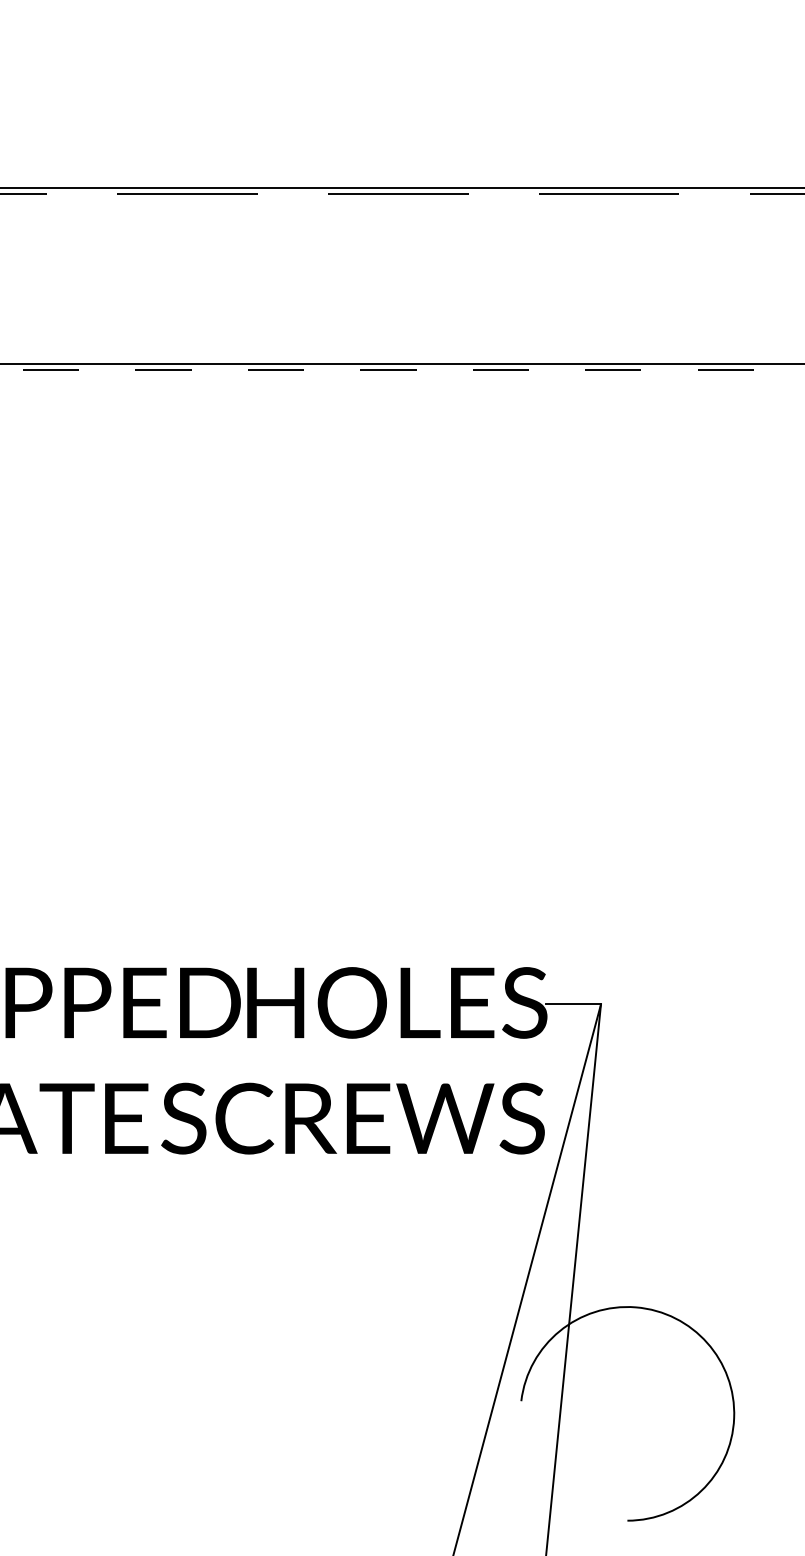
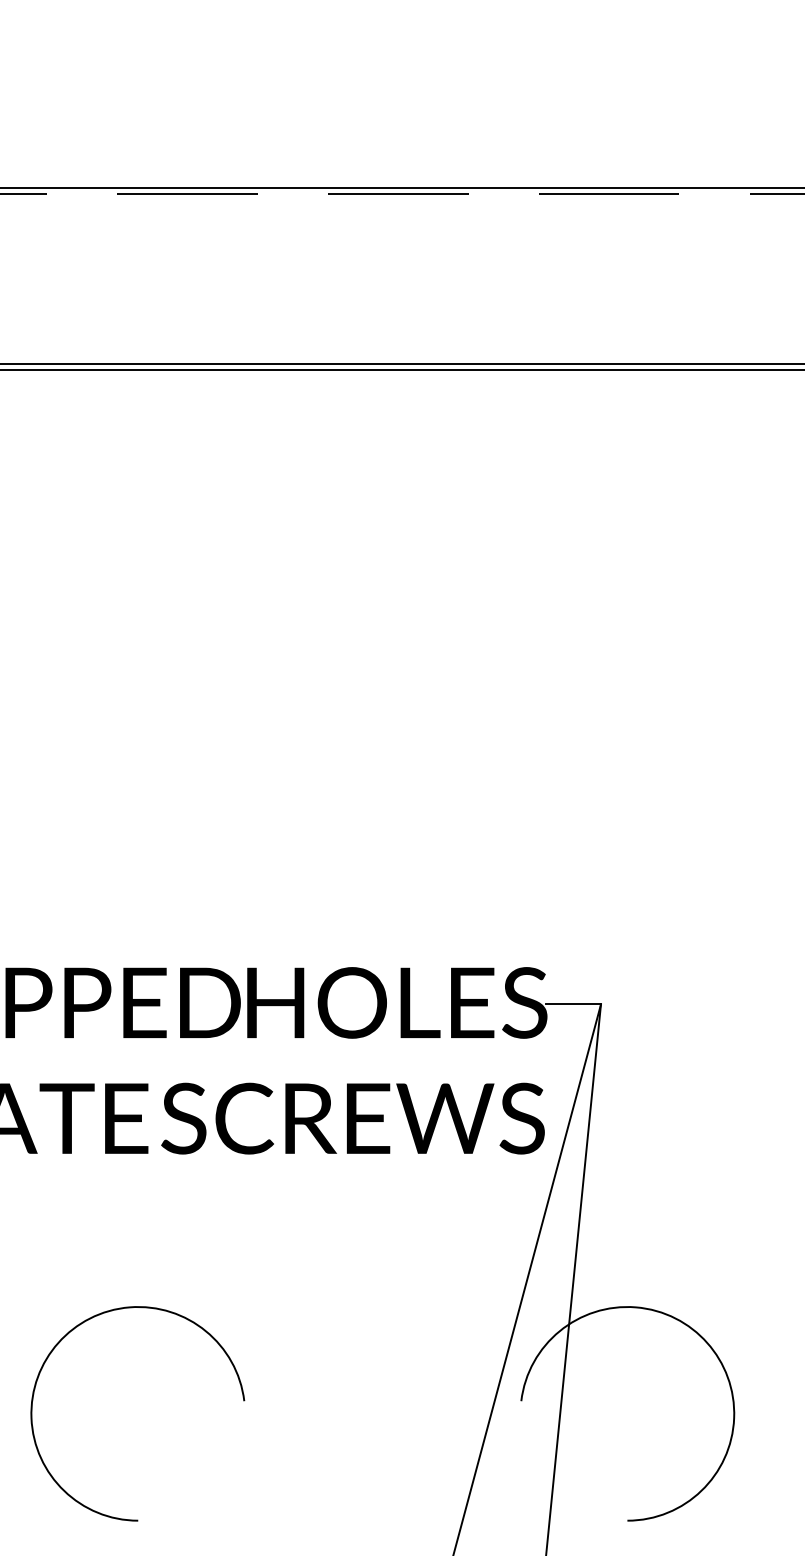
line: dashed -> solid (402, 369)
arc: none -> present (52, 1352)
